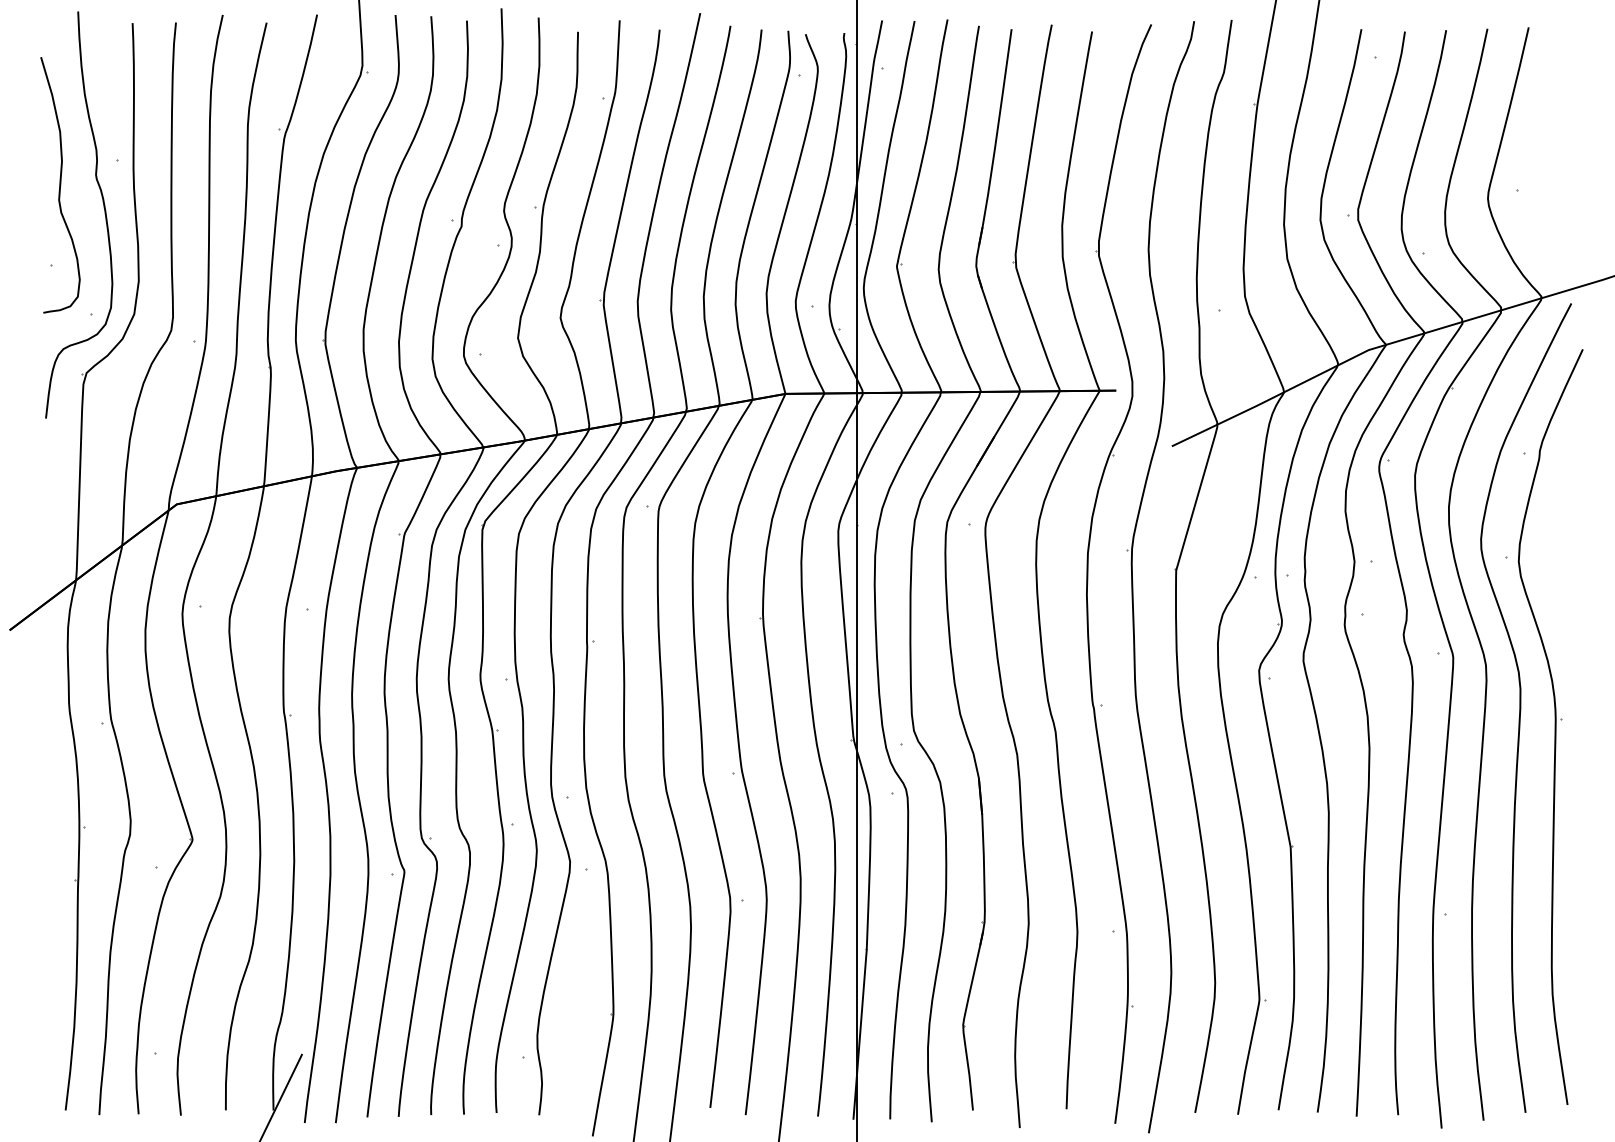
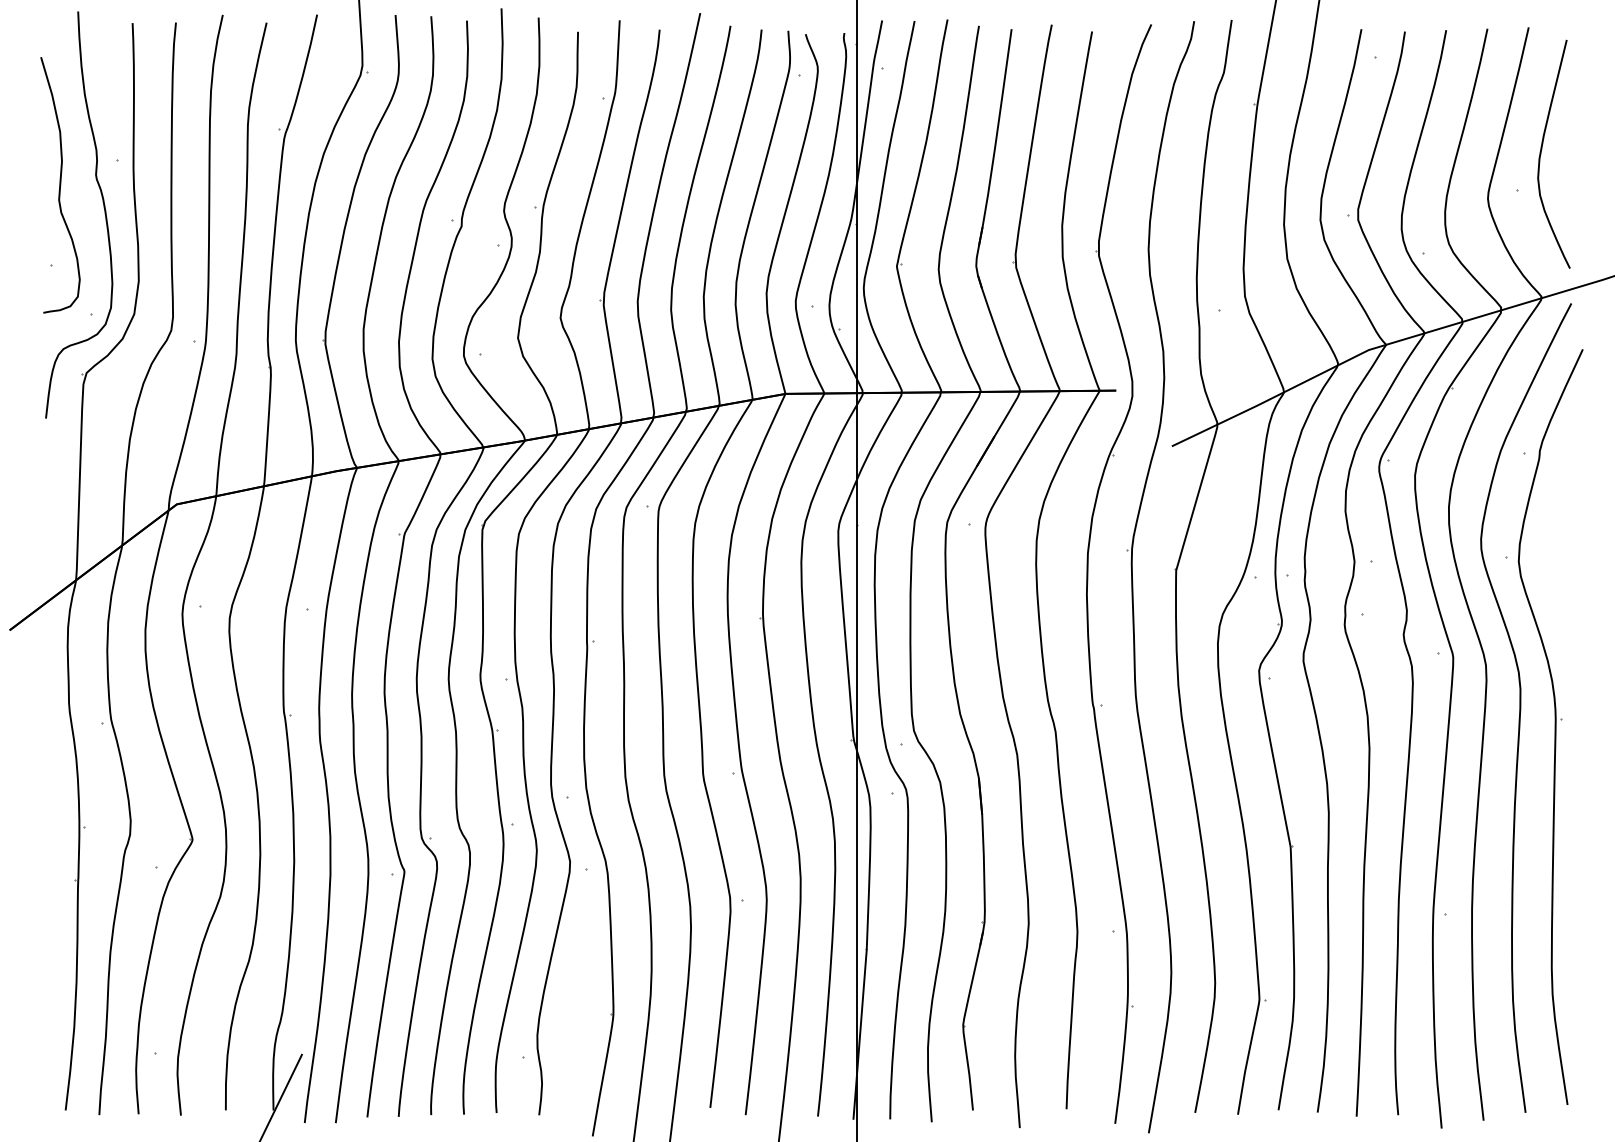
curve: none -> present (1542, 149)
